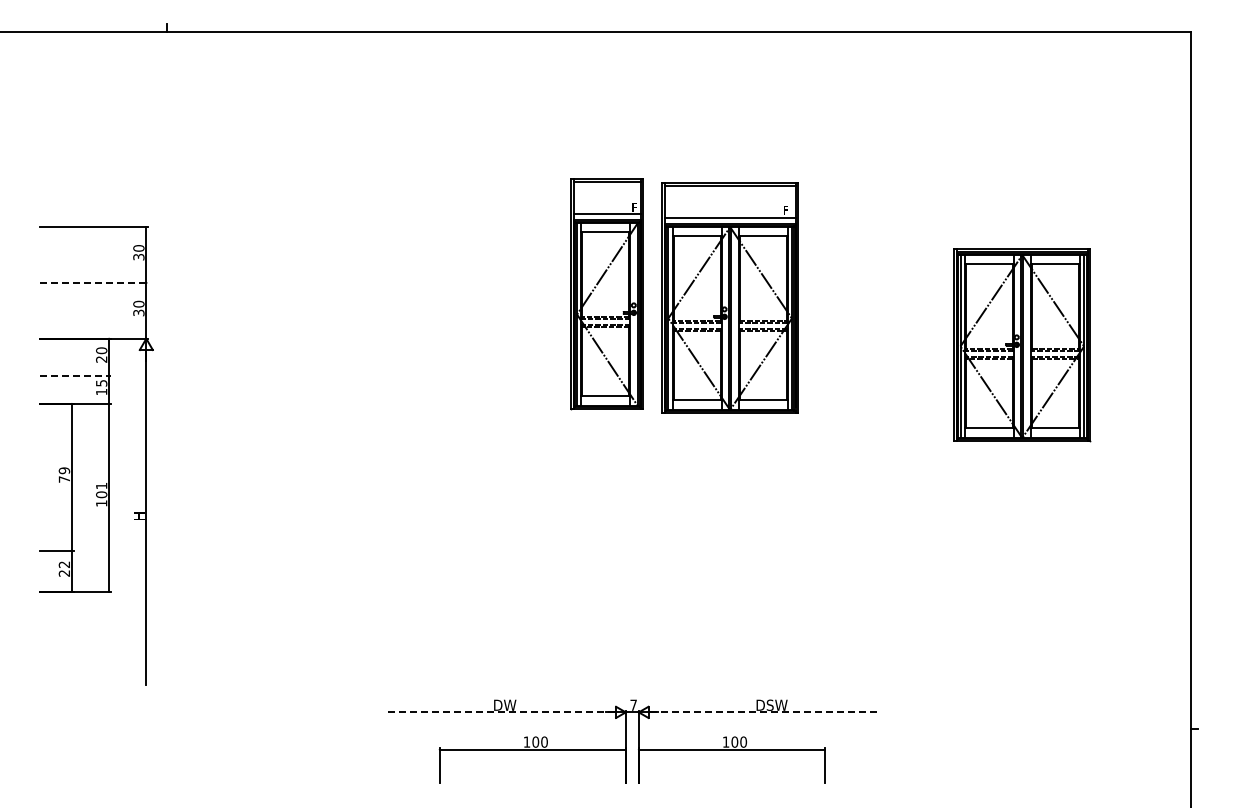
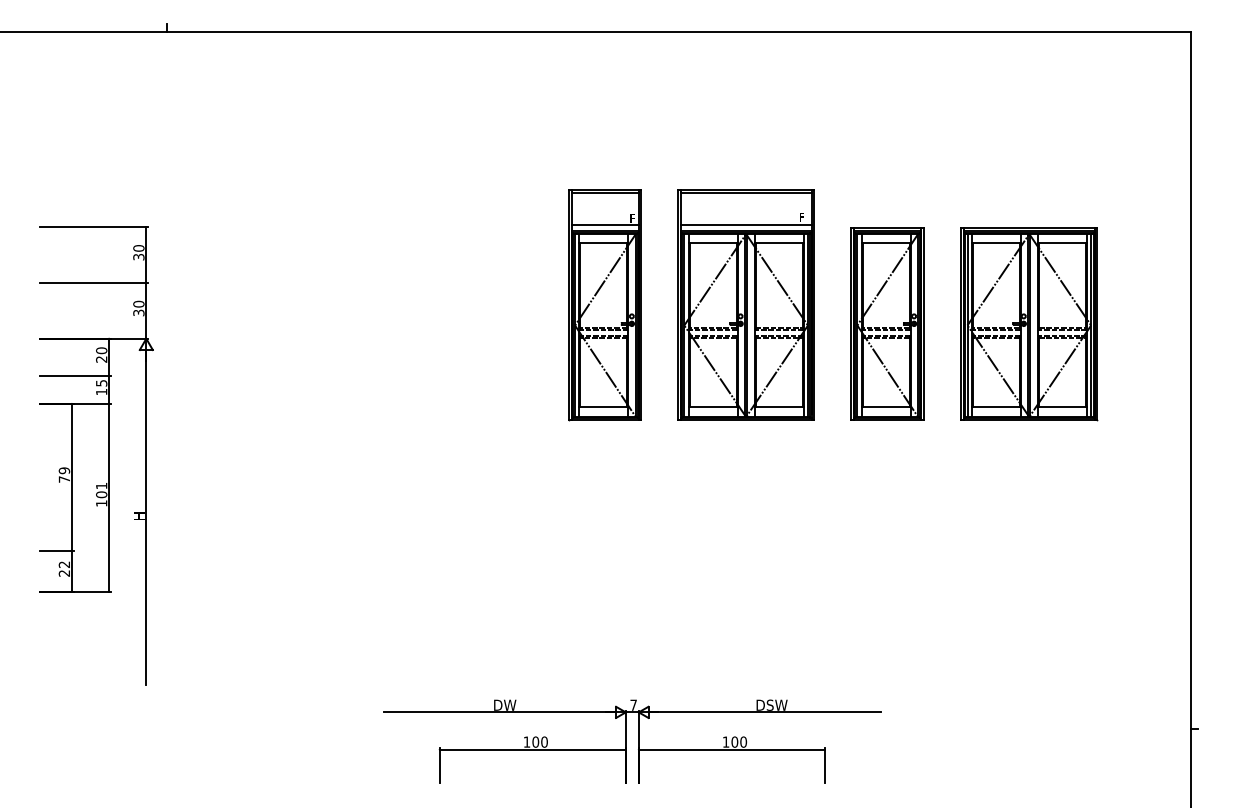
line: dashed -> solid (94, 282)
part position: (606, 294) -> (604, 305) (604, 305)
part position: (729, 297) -> (745, 304) (745, 304)
part: none -> present (887, 323)
part position: (1022, 345) -> (1029, 324) (1029, 324)
line: dashed -> solid (76, 375)
line: dashed -> solid (498, 712)
line: dashed -> solid (765, 712)
